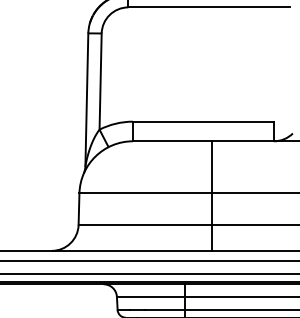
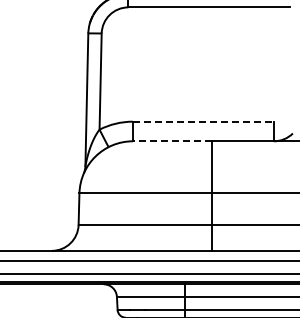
line: solid -> dashed (203, 121)
line: solid -> dashed (171, 141)
